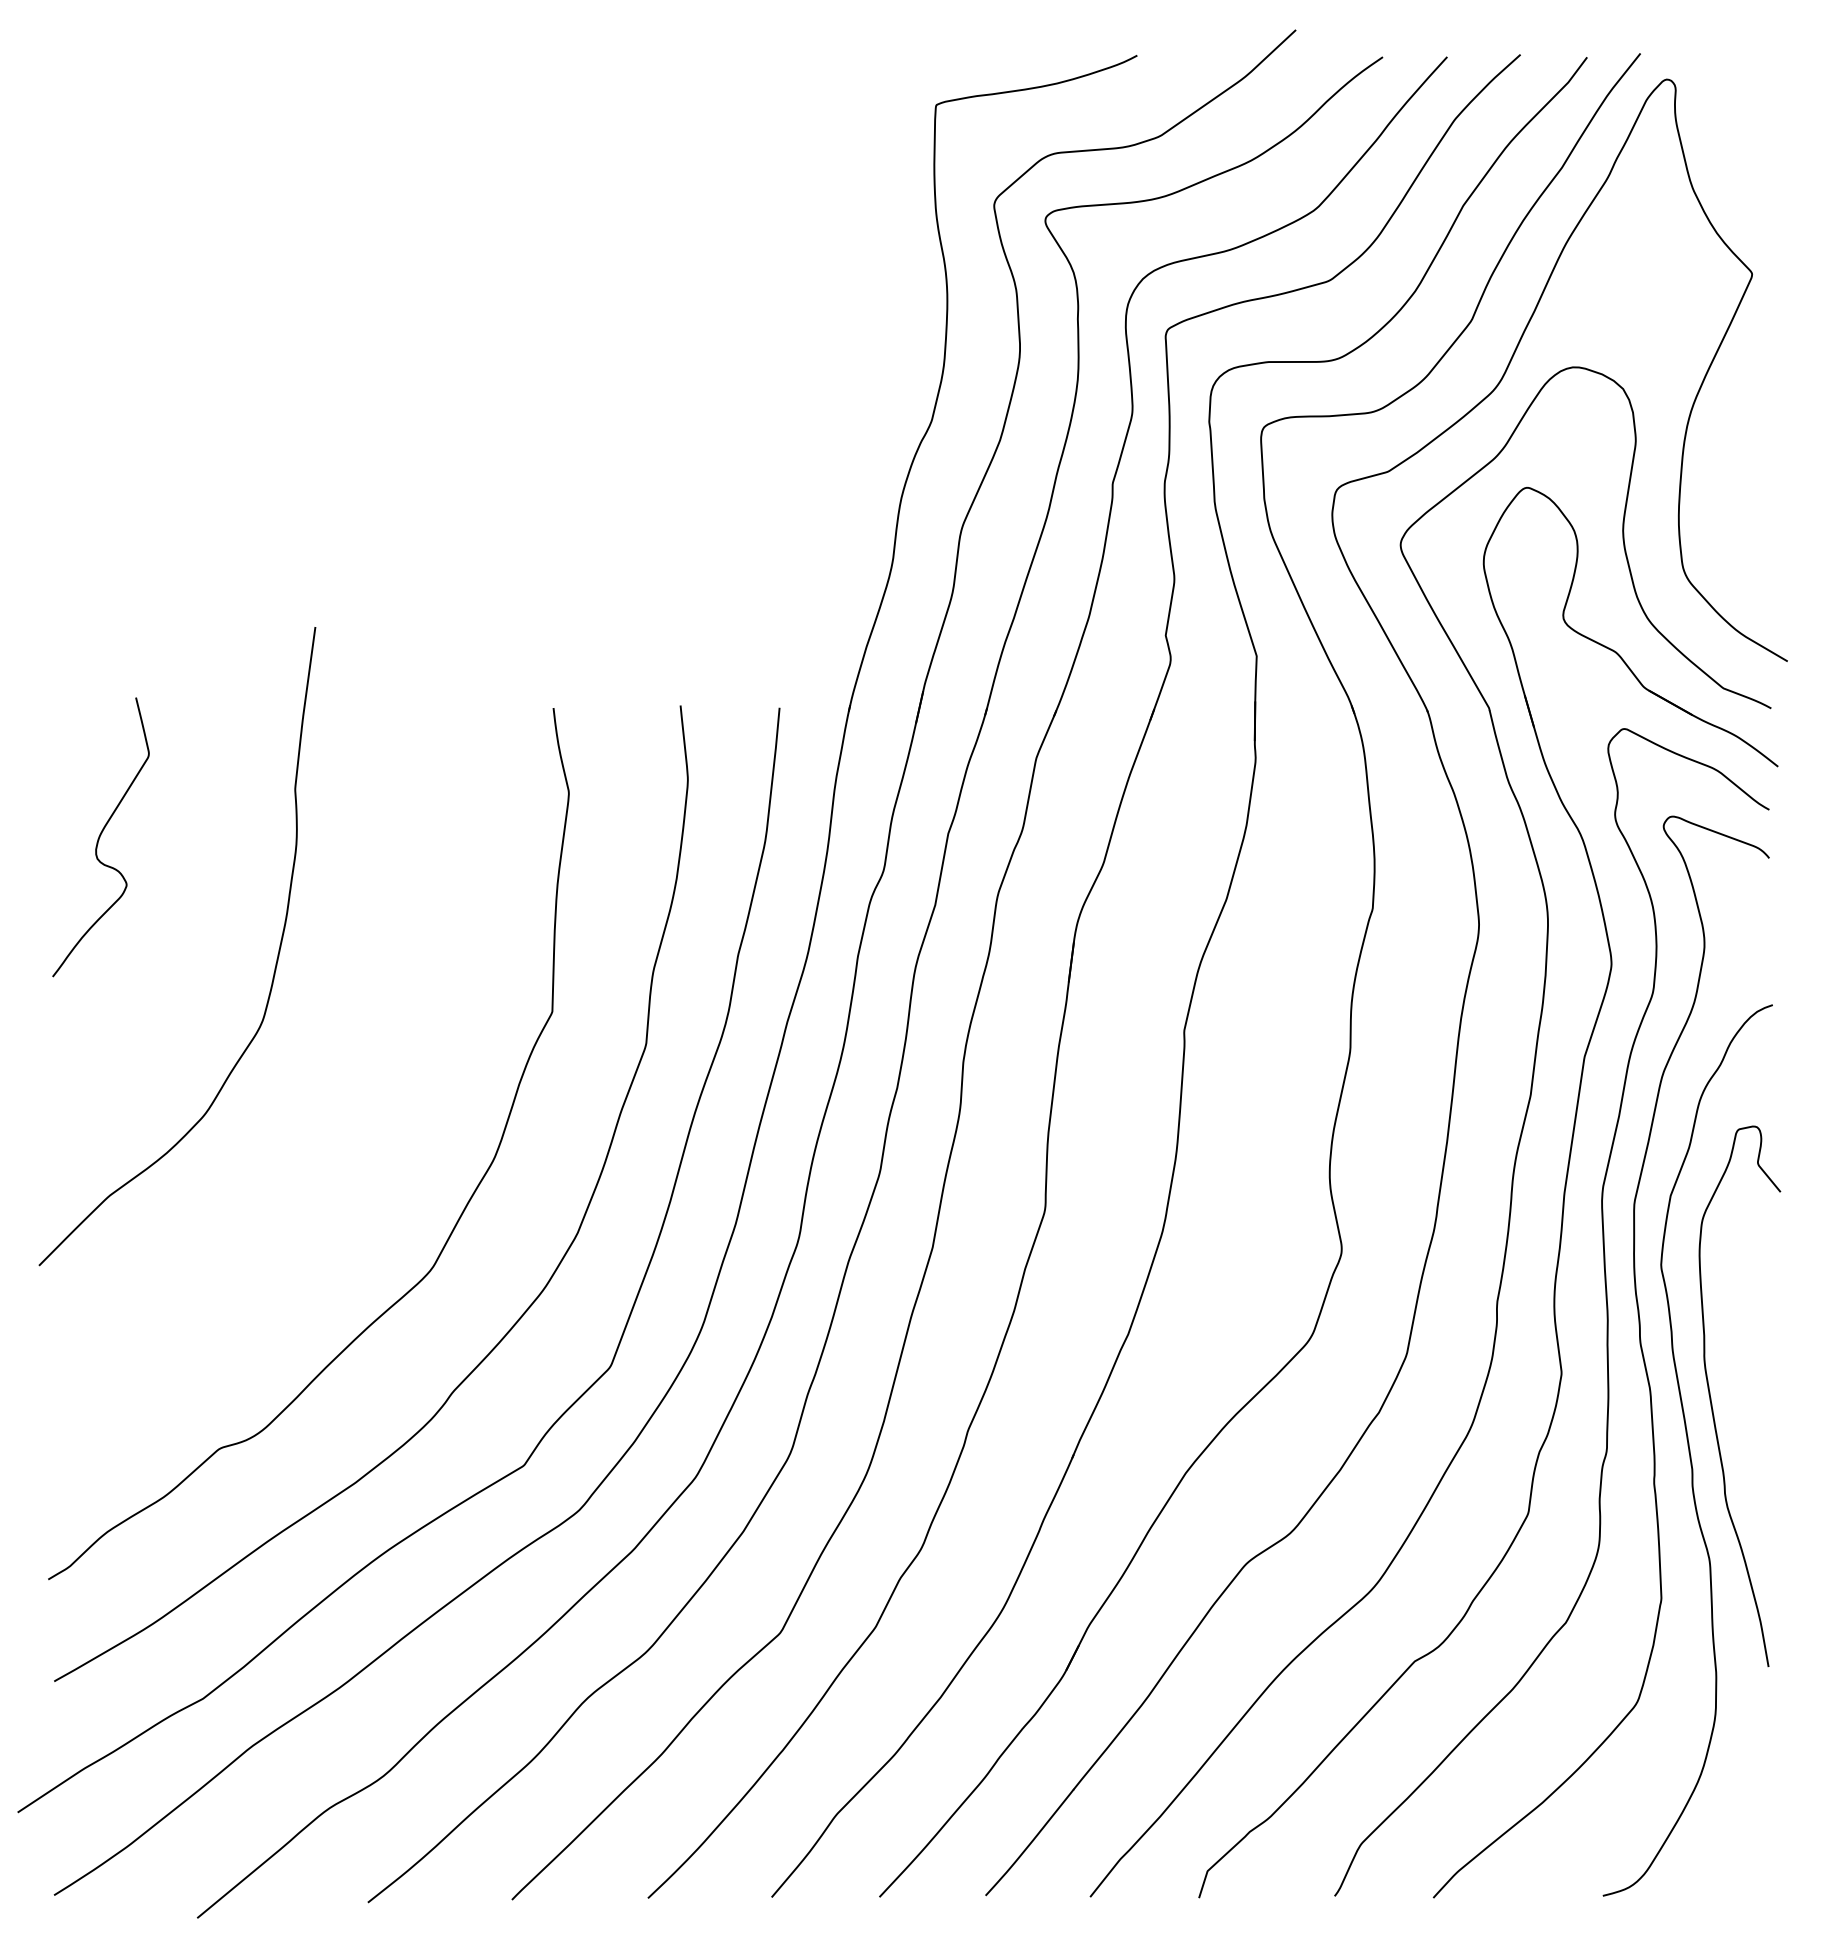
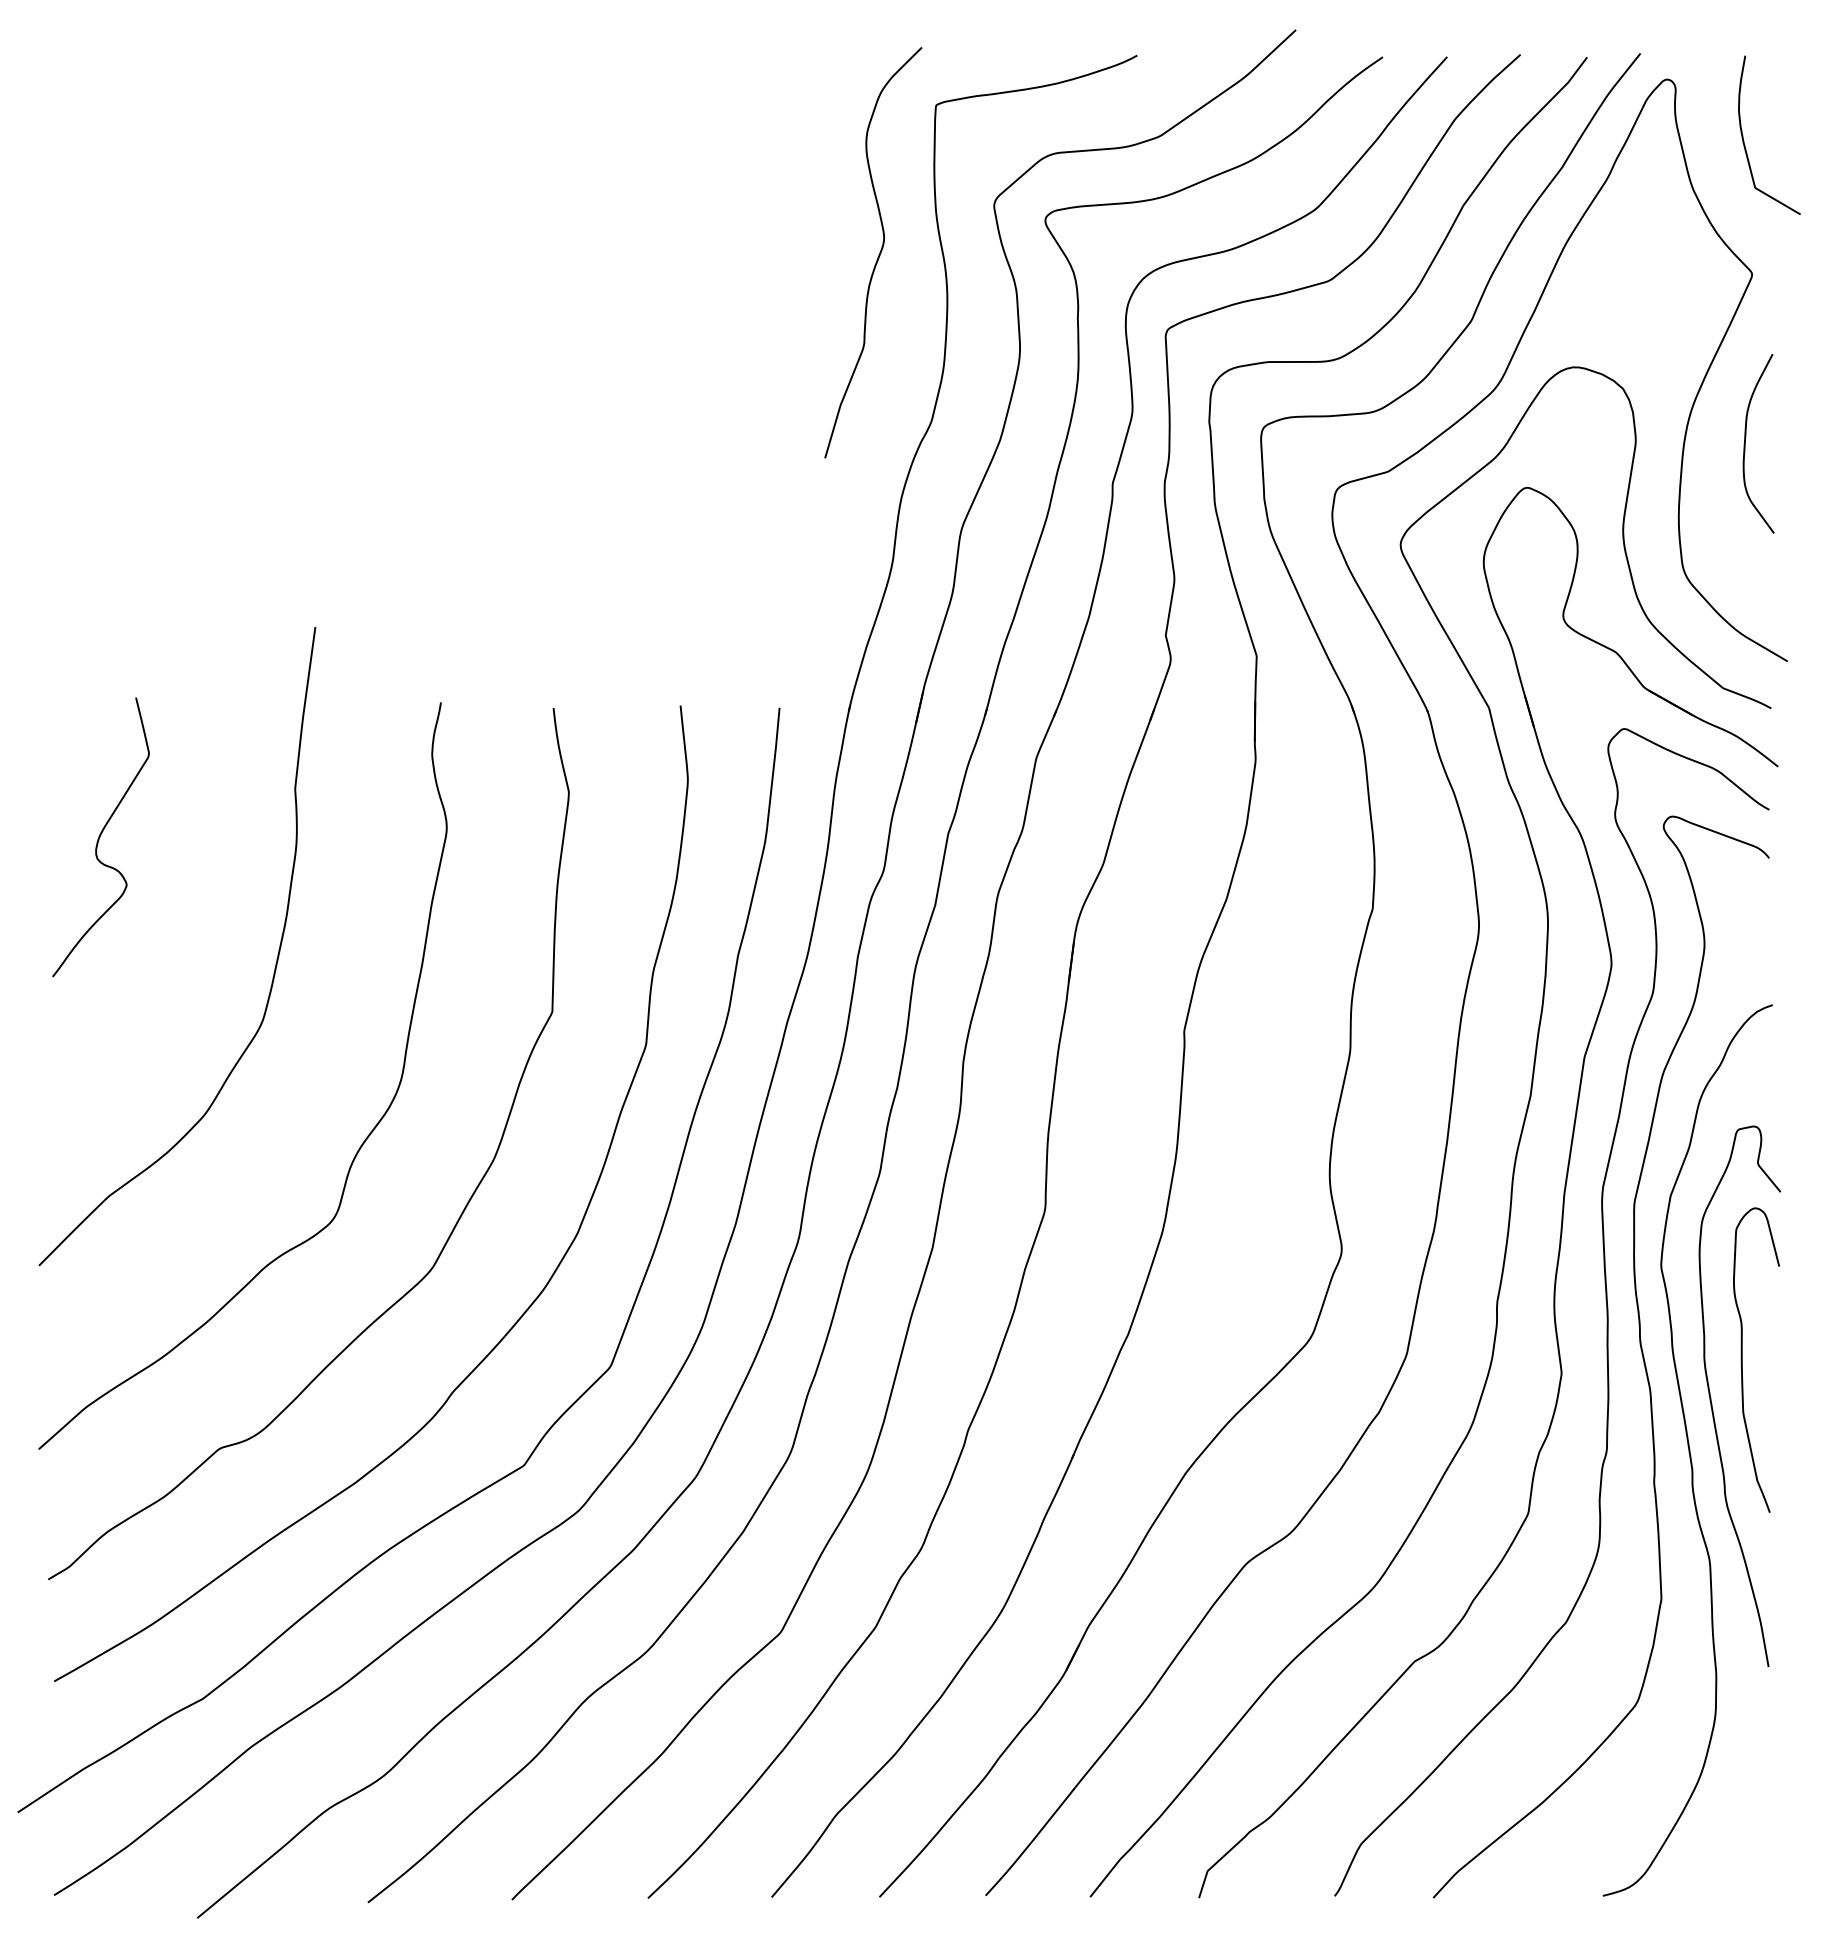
curve: none -> present (1744, 140)
curve: none -> present (878, 254)
curve: none -> present (1745, 443)
curve: none -> present (360, 1145)
curve: none -> present (1742, 1359)
